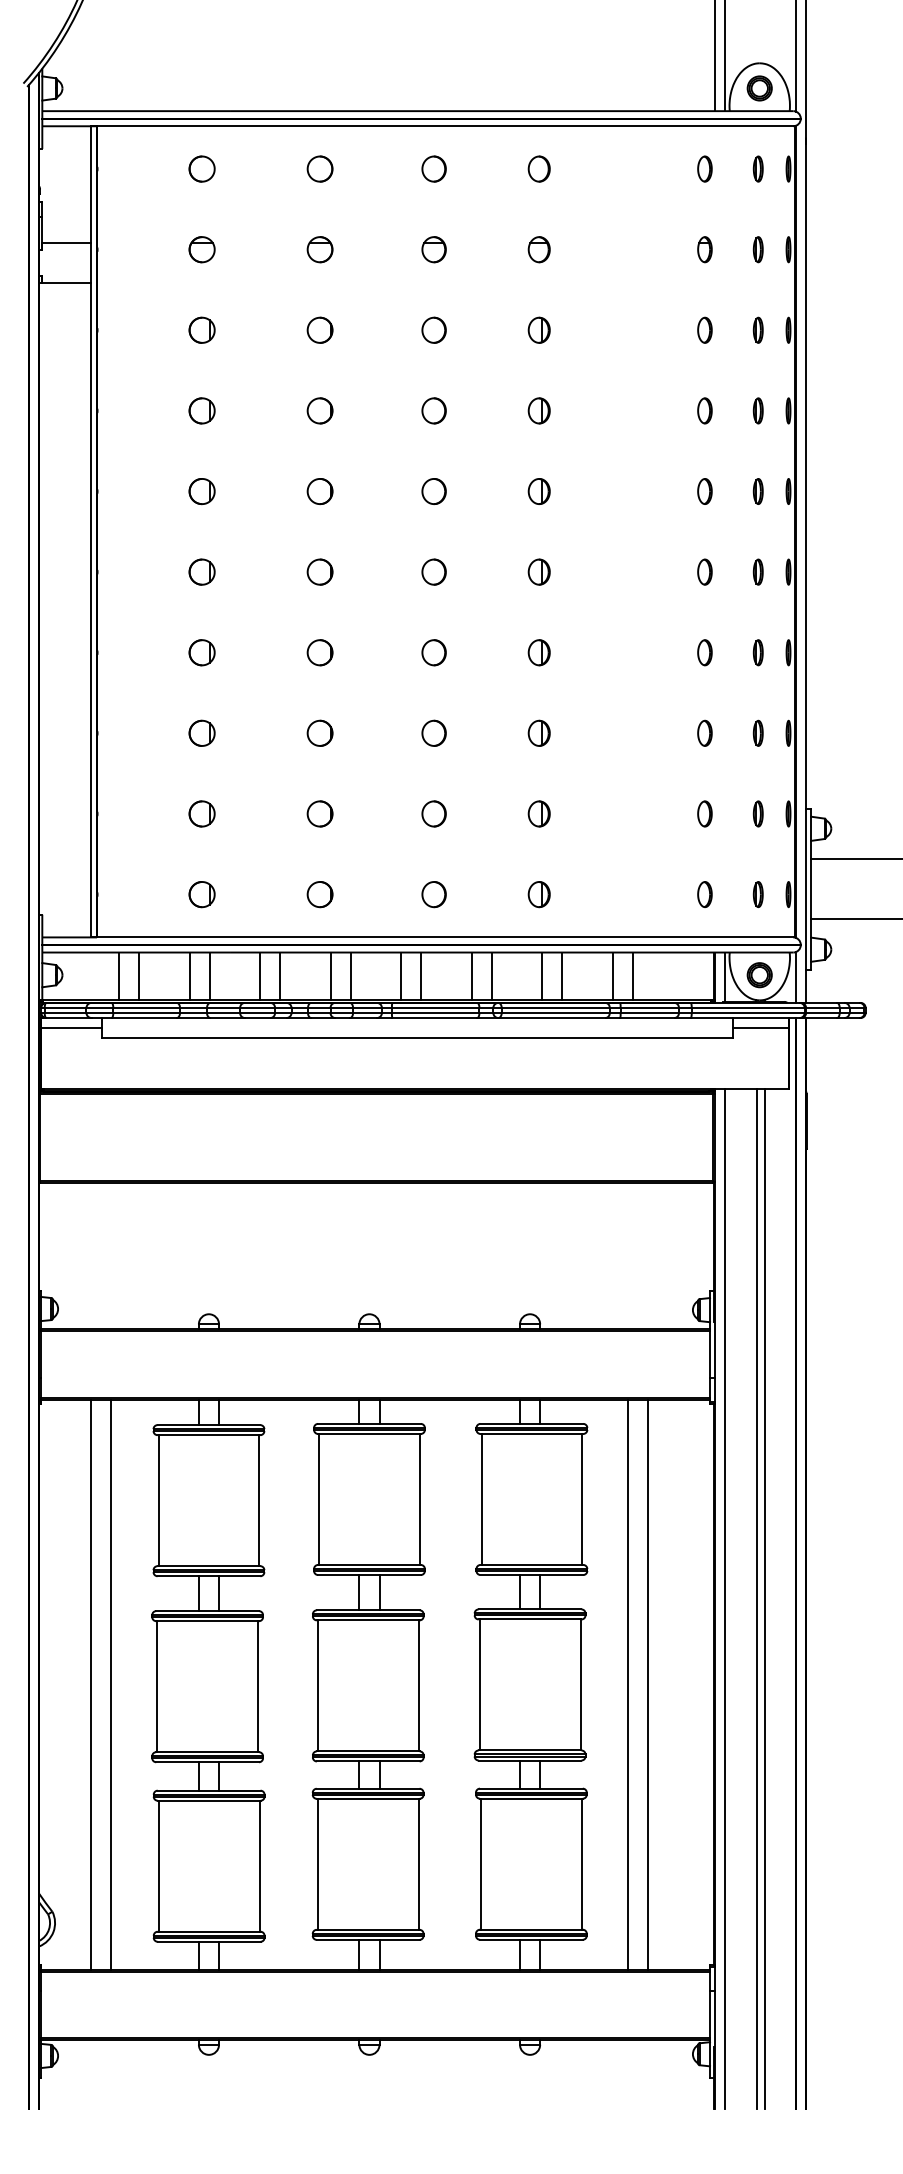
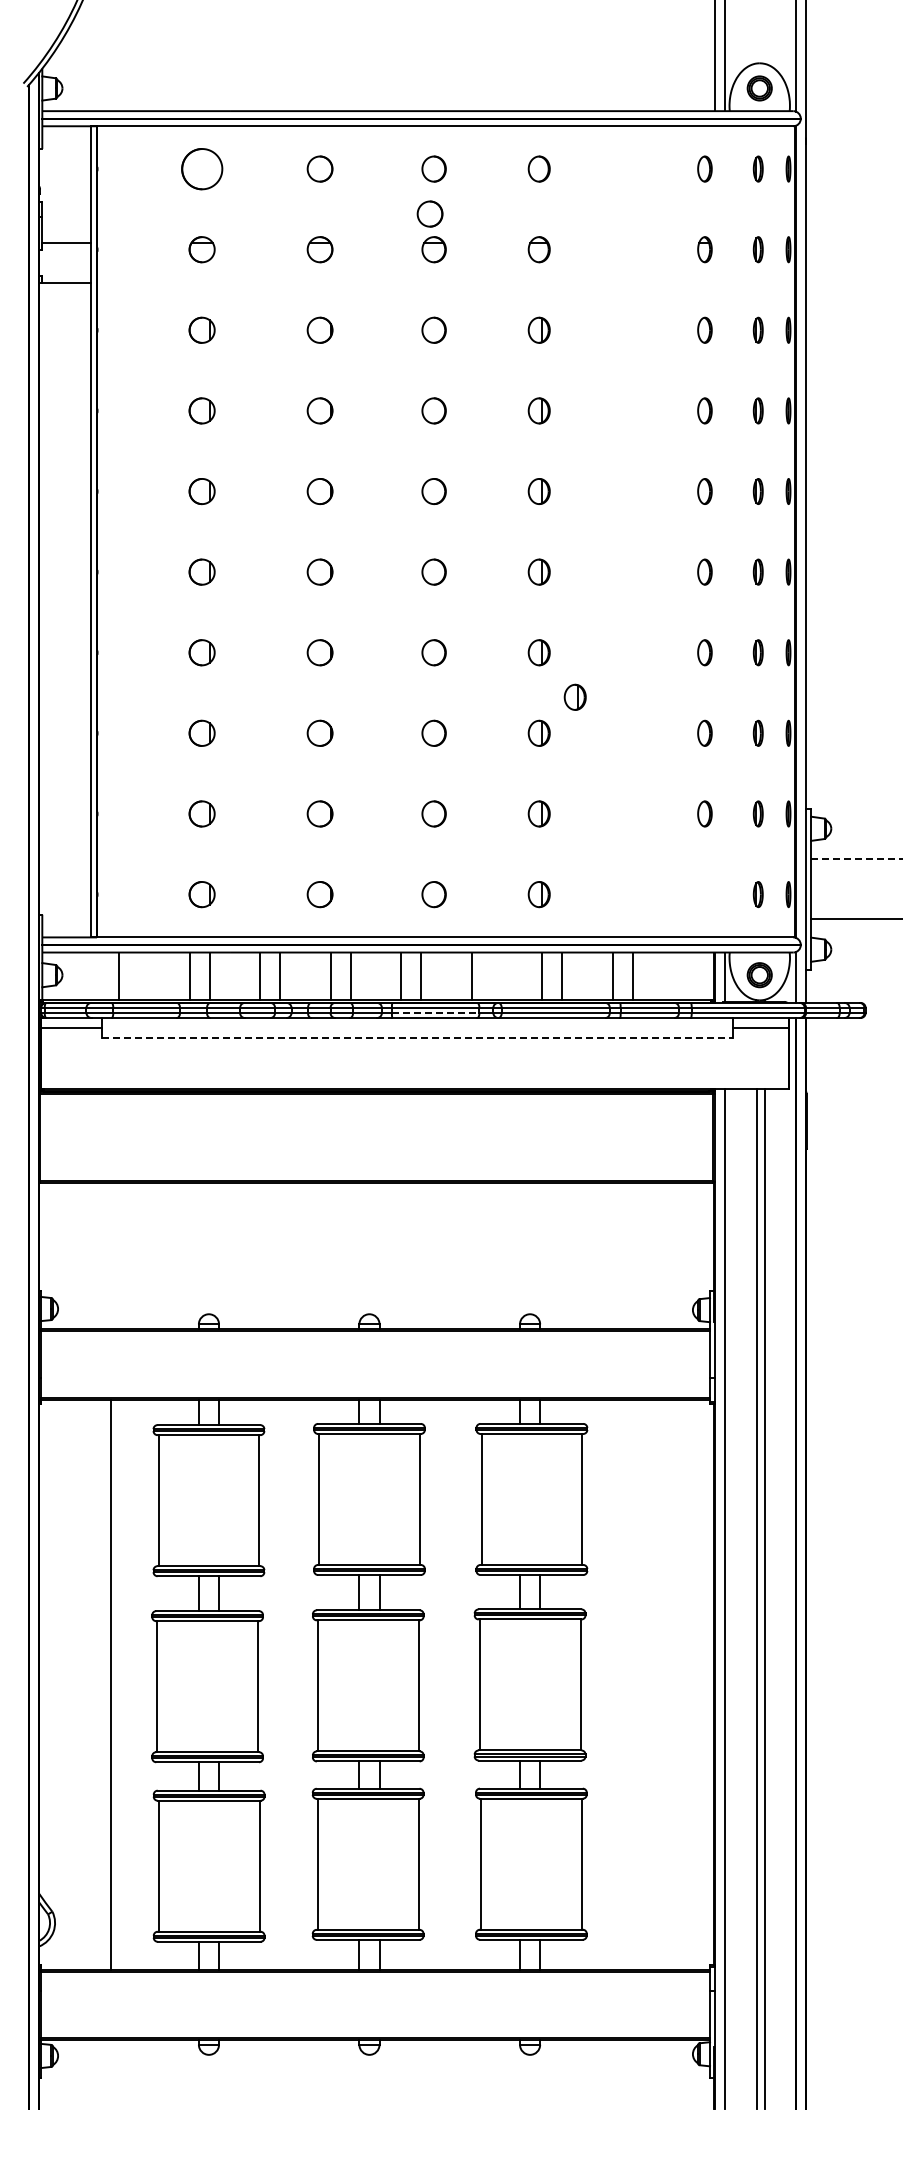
part size: 28x28 px -> 43x43 px (202, 169)
part: none -> present (429, 213)
part: none -> present (574, 696)
line: solid -> dashed (857, 859)
part: present -> none (704, 894)
line: present -> none (139, 976)
line: present -> none (491, 976)
line: solid -> dashed (435, 1012)
line: solid -> dashed (417, 1038)
line: present -> none (91, 1684)
line: present -> none (627, 1684)
line: present -> none (647, 1684)
